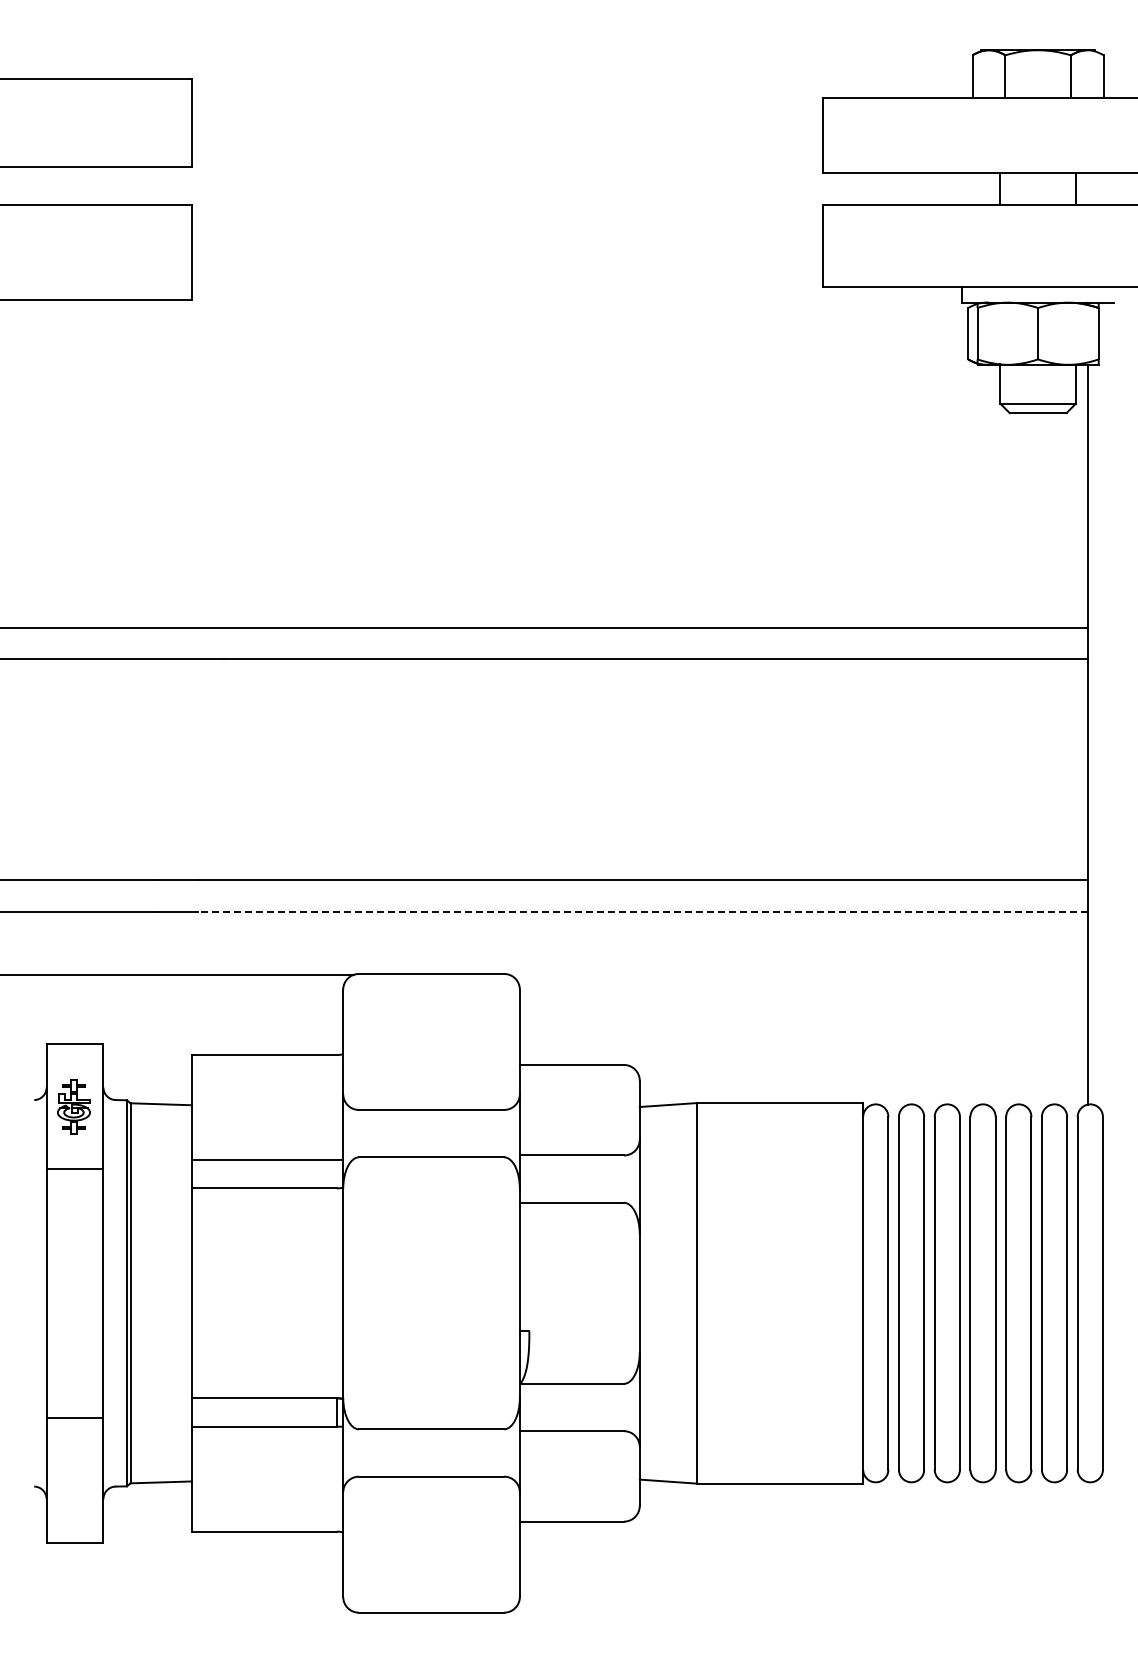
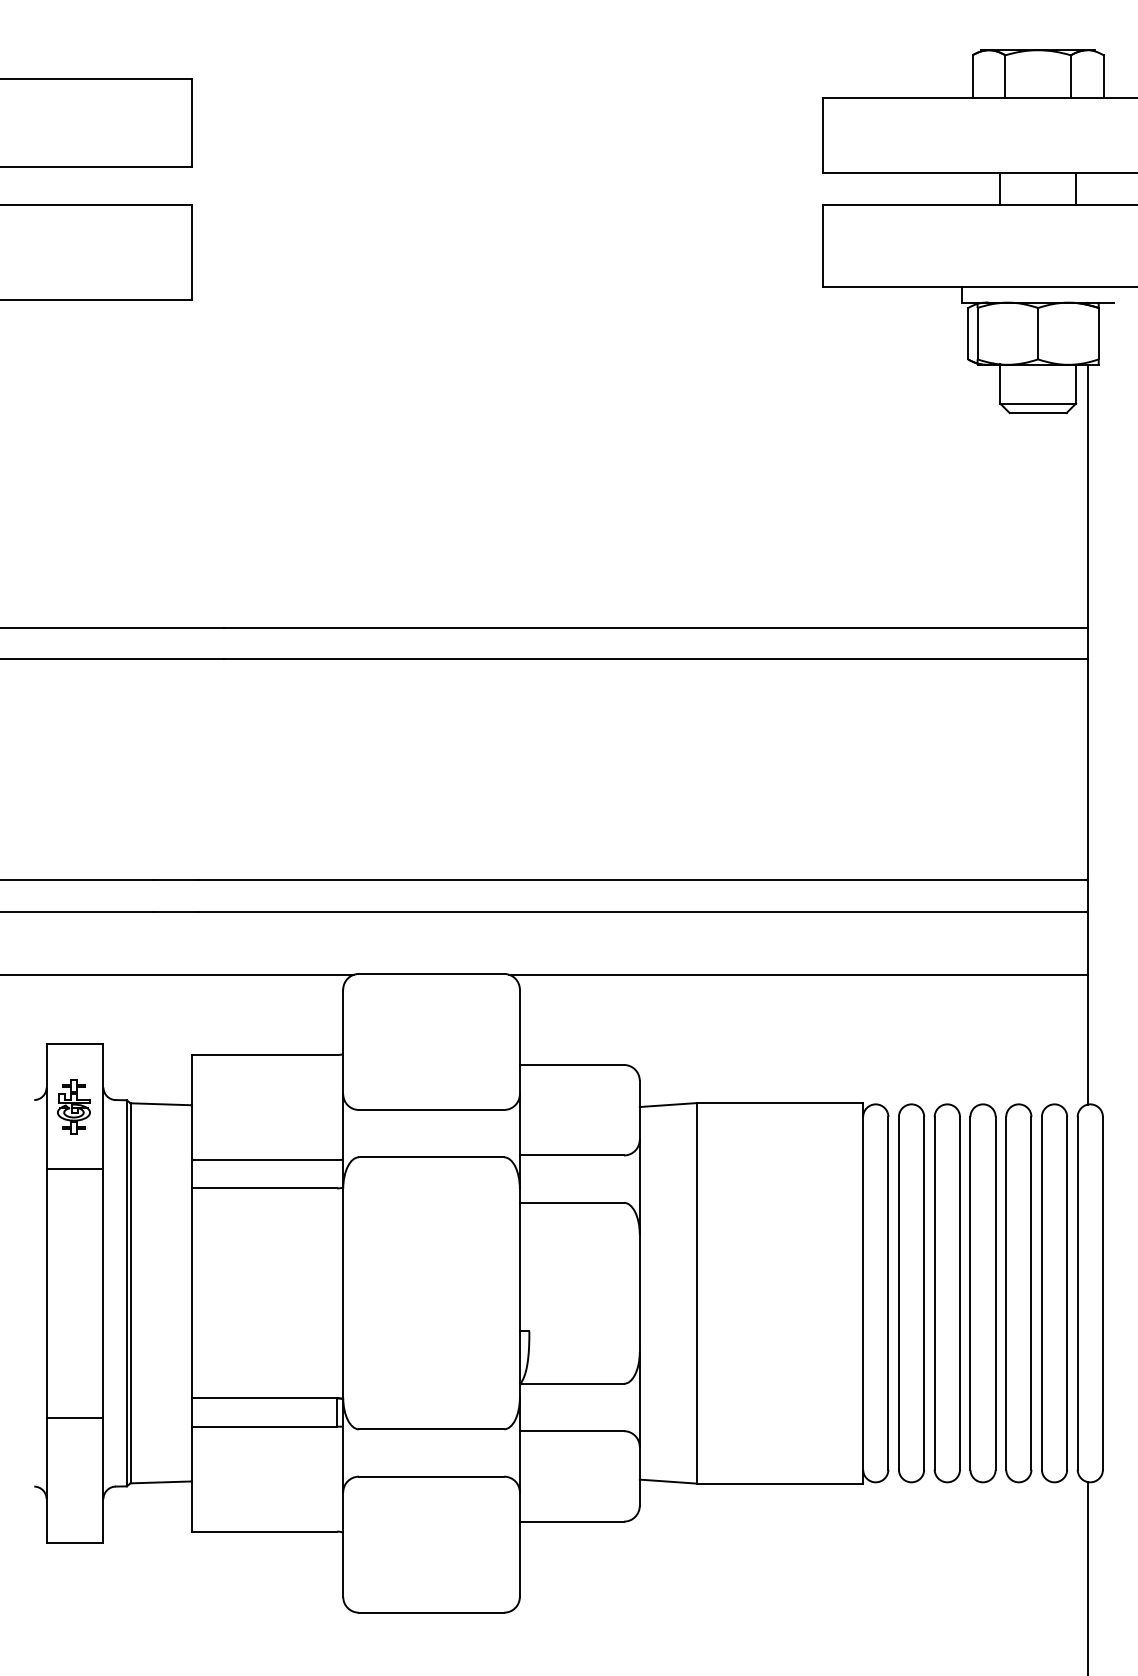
line: dashed -> solid (643, 911)
line: none -> present (798, 974)
line: none -> present (1088, 1577)
